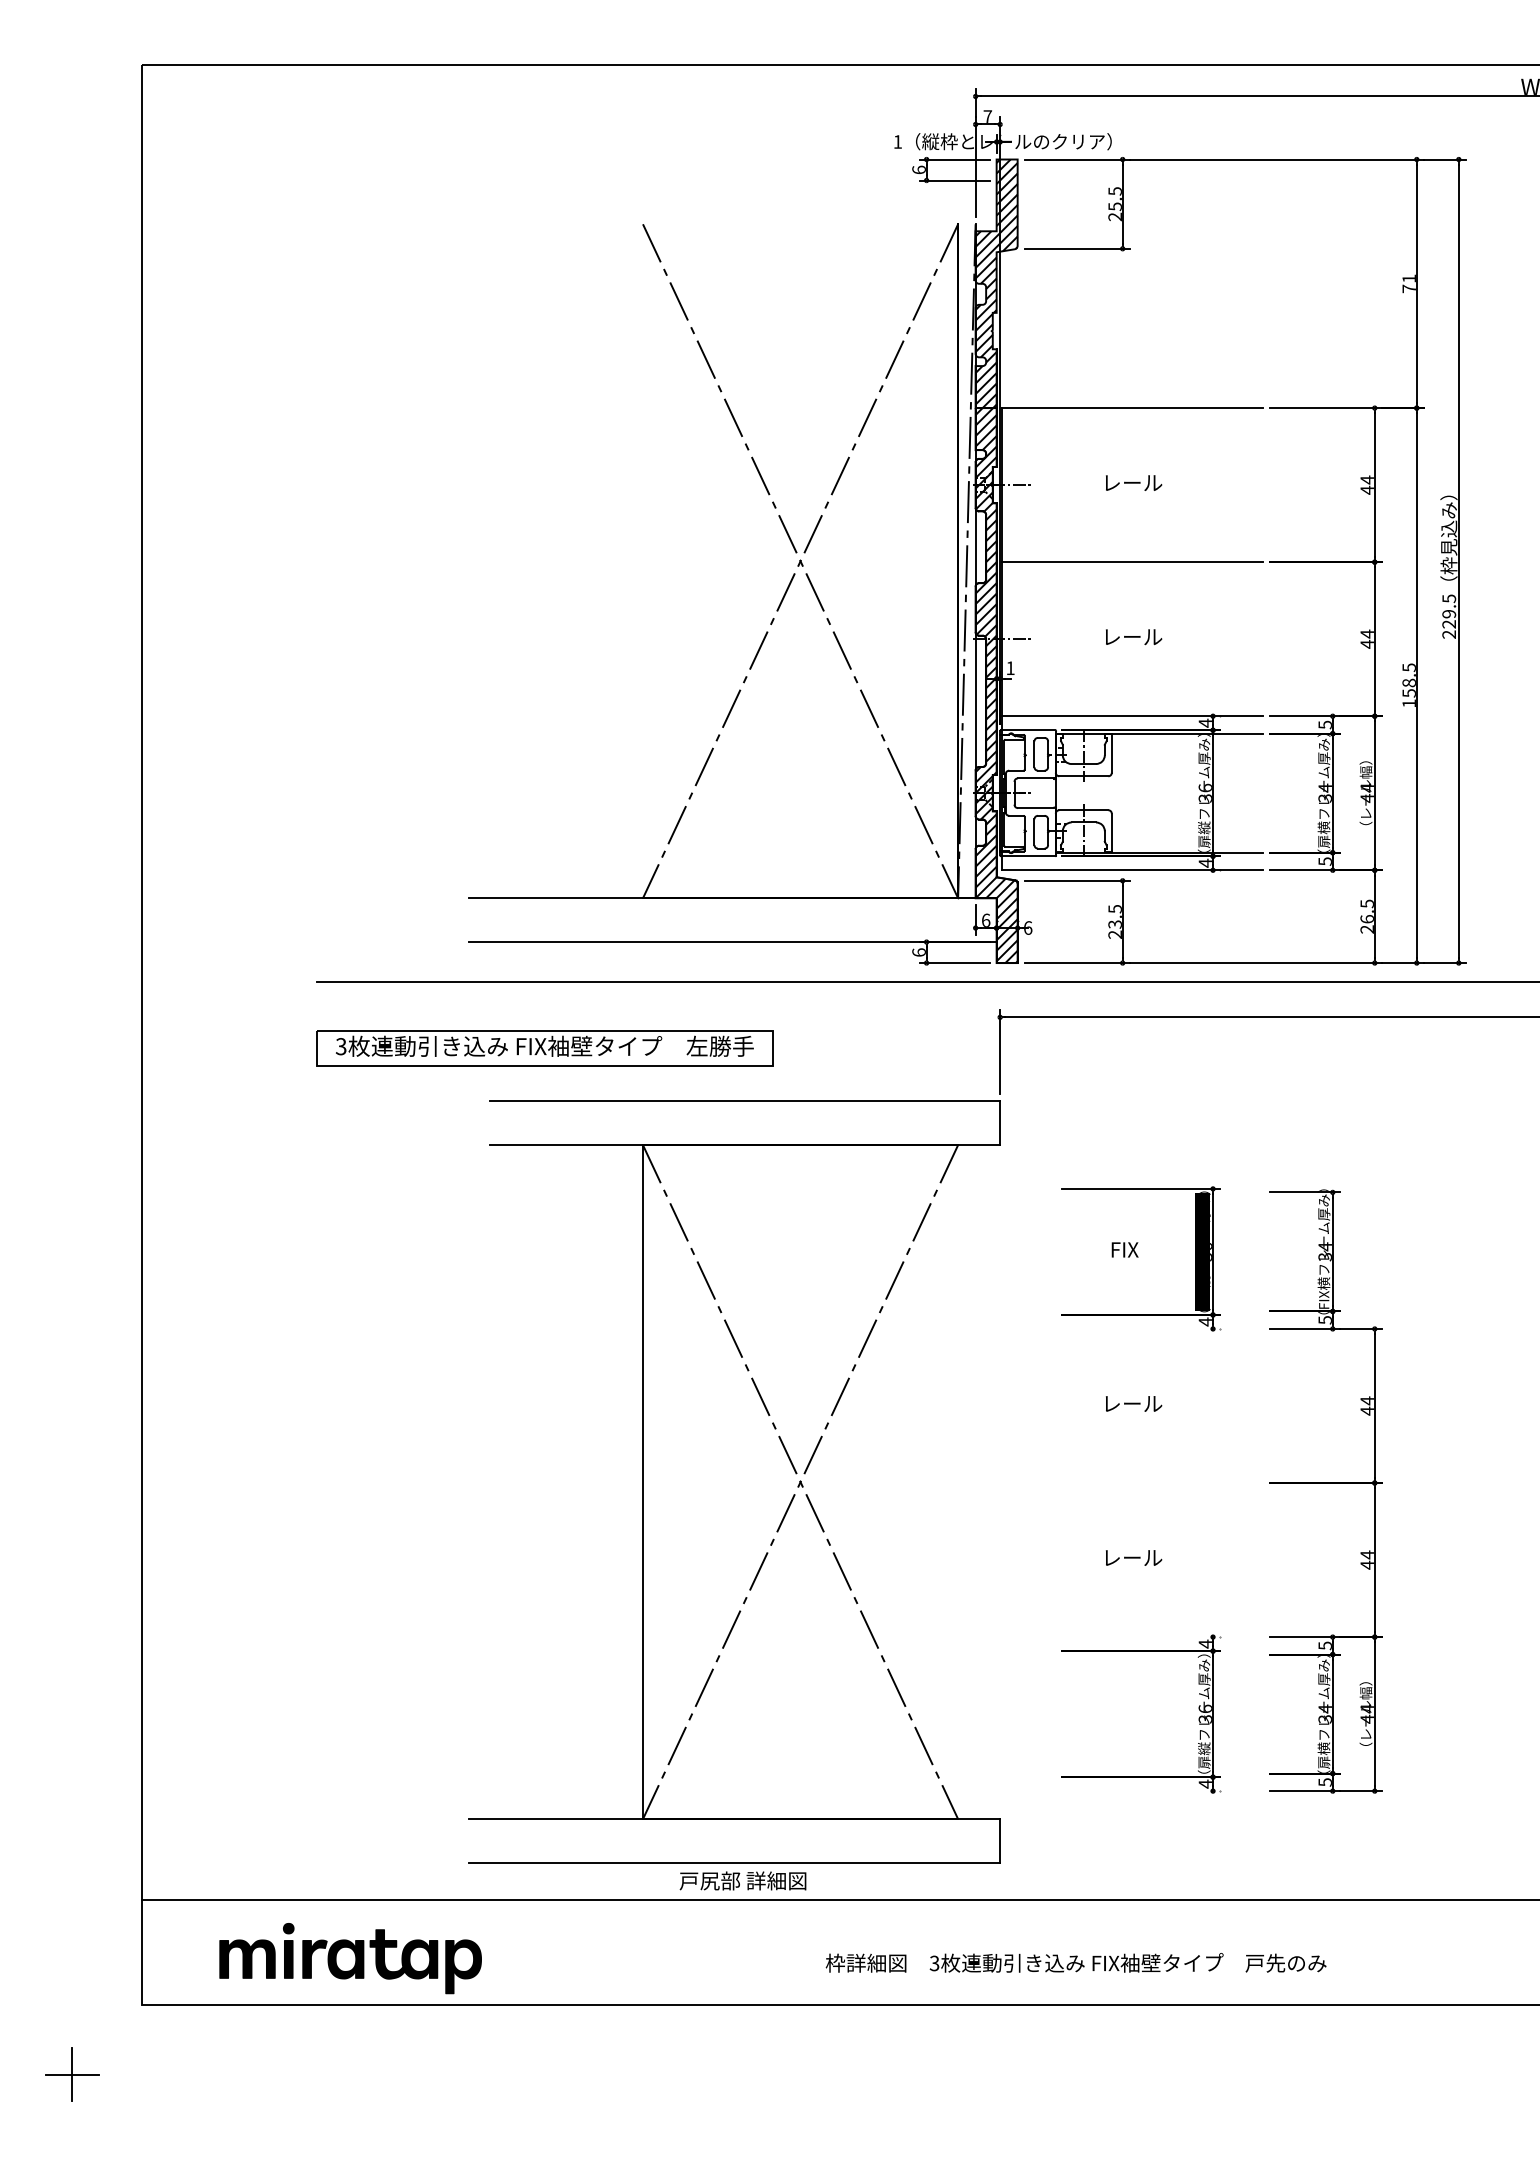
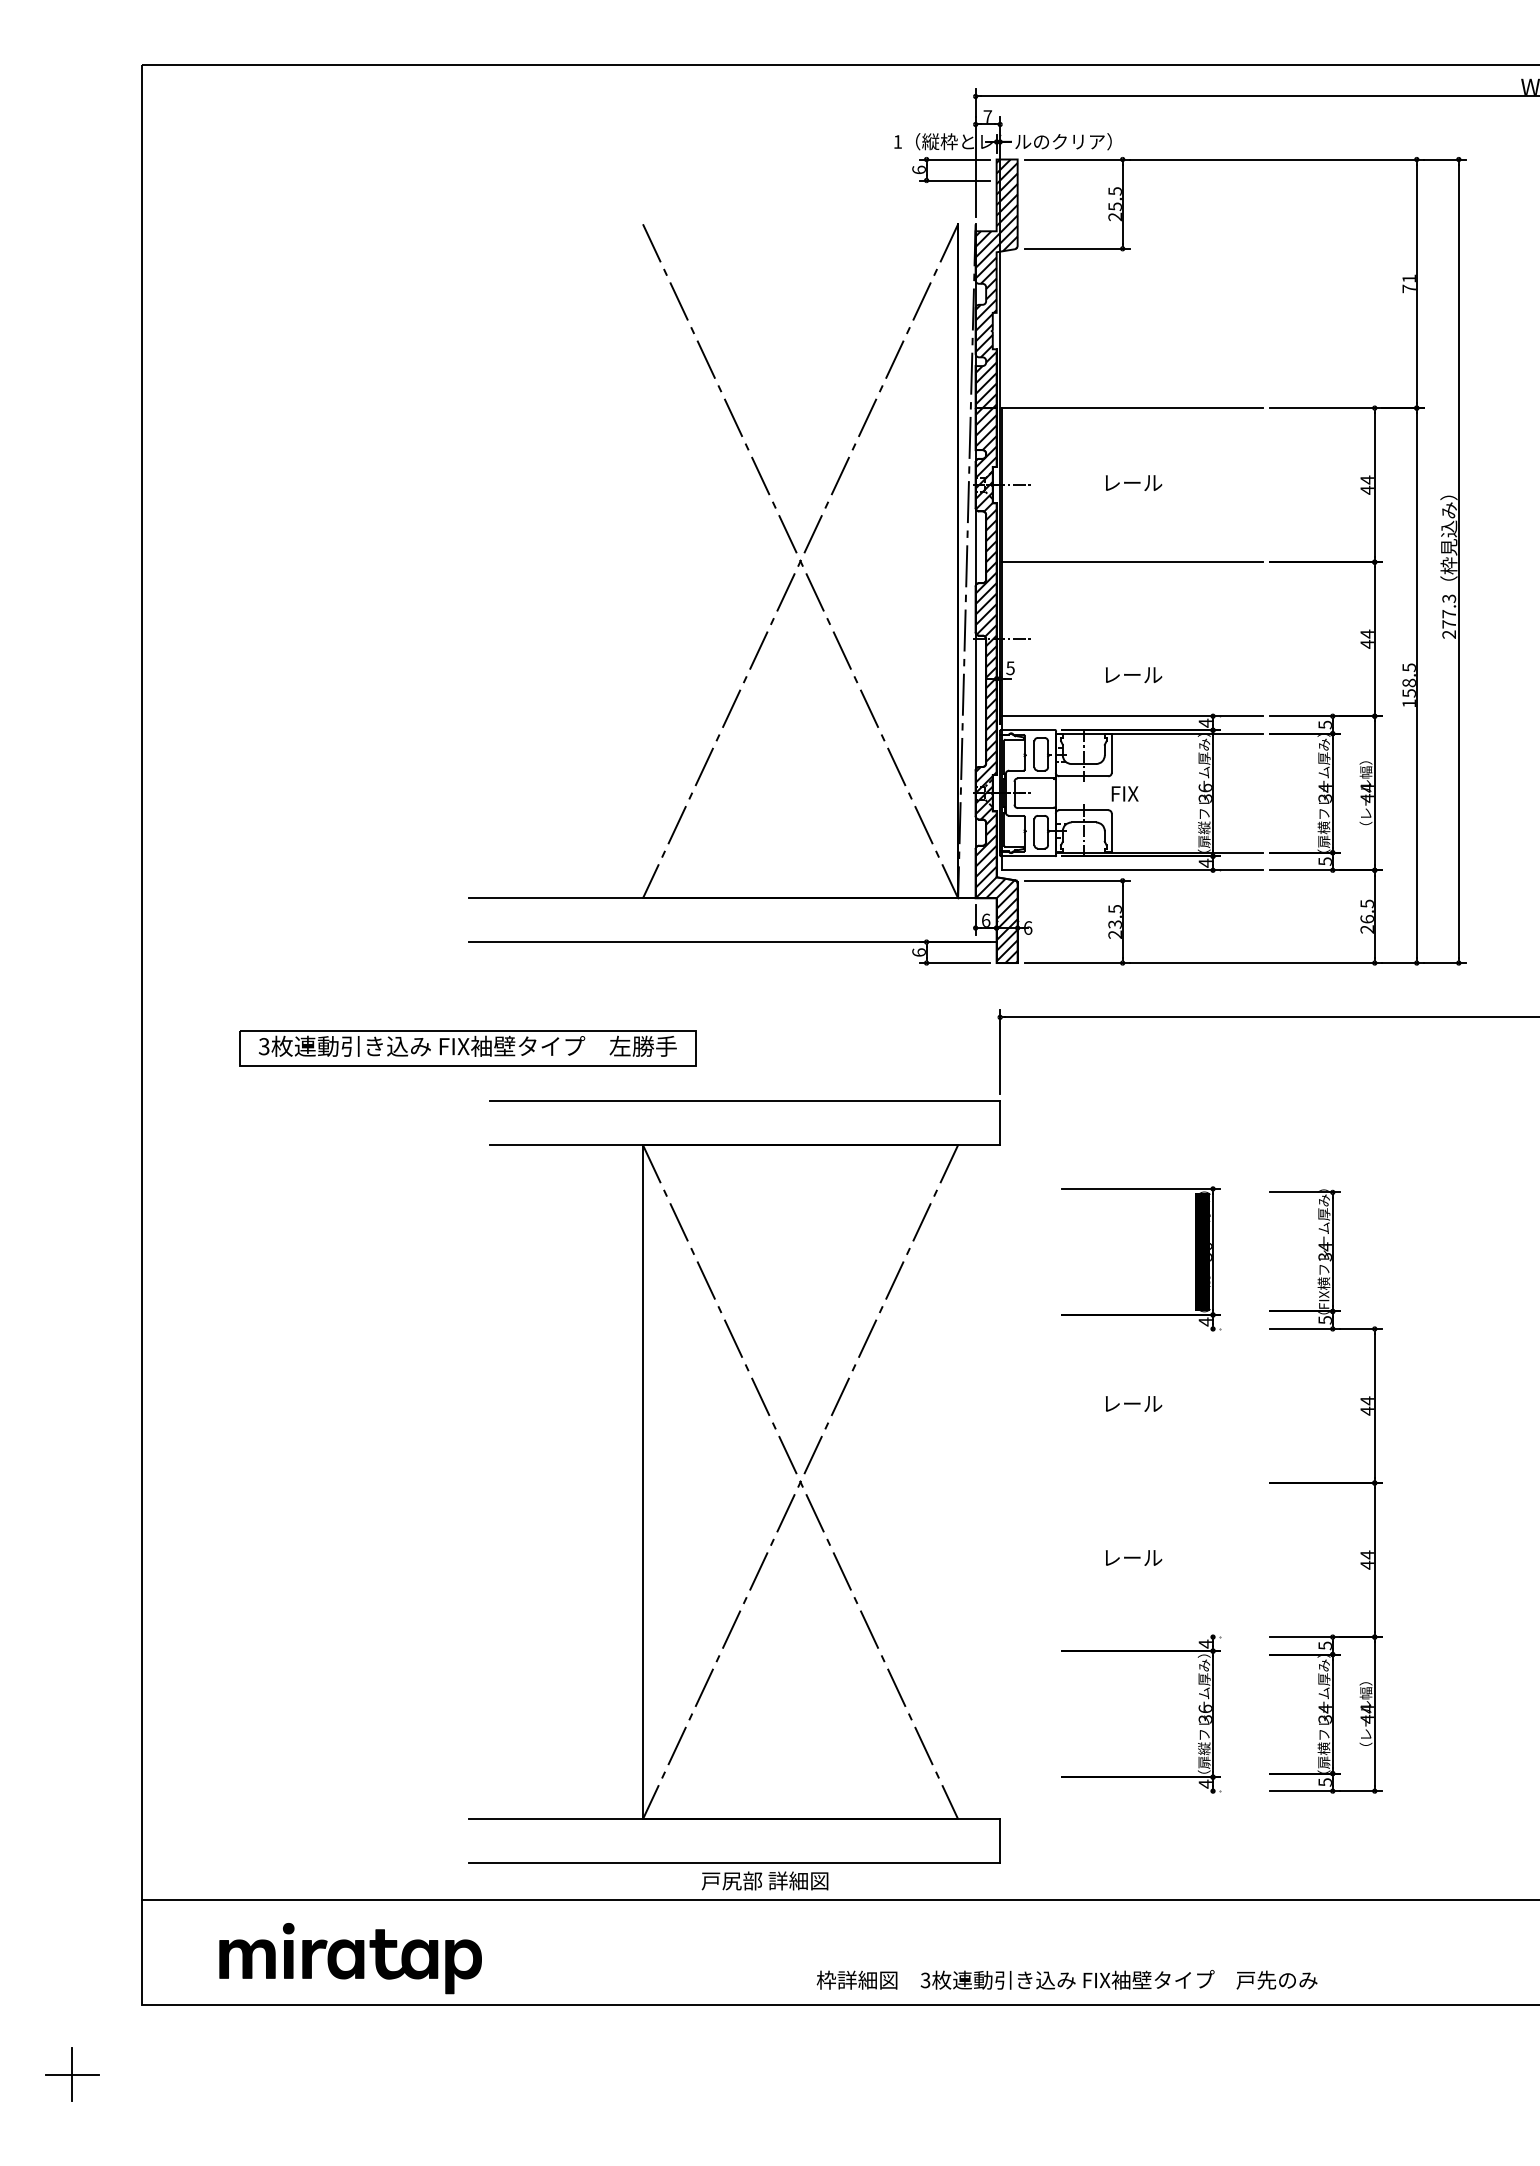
text: 229.5 -> 277.3 (1449, 611)
text position: (1134, 637) -> (1134, 675) (1134, 675)
text: 1 -> 5 (1010, 668)
line: present -> none (926, 982)
part position: (544, 1048) -> (467, 1048) (467, 1048)
text position: (1124, 1249) -> (1124, 793) (1124, 793)
text position: (742, 1880) -> (764, 1880) (764, 1880)
text position: (1075, 1962) -> (1066, 1979) (1066, 1979)
